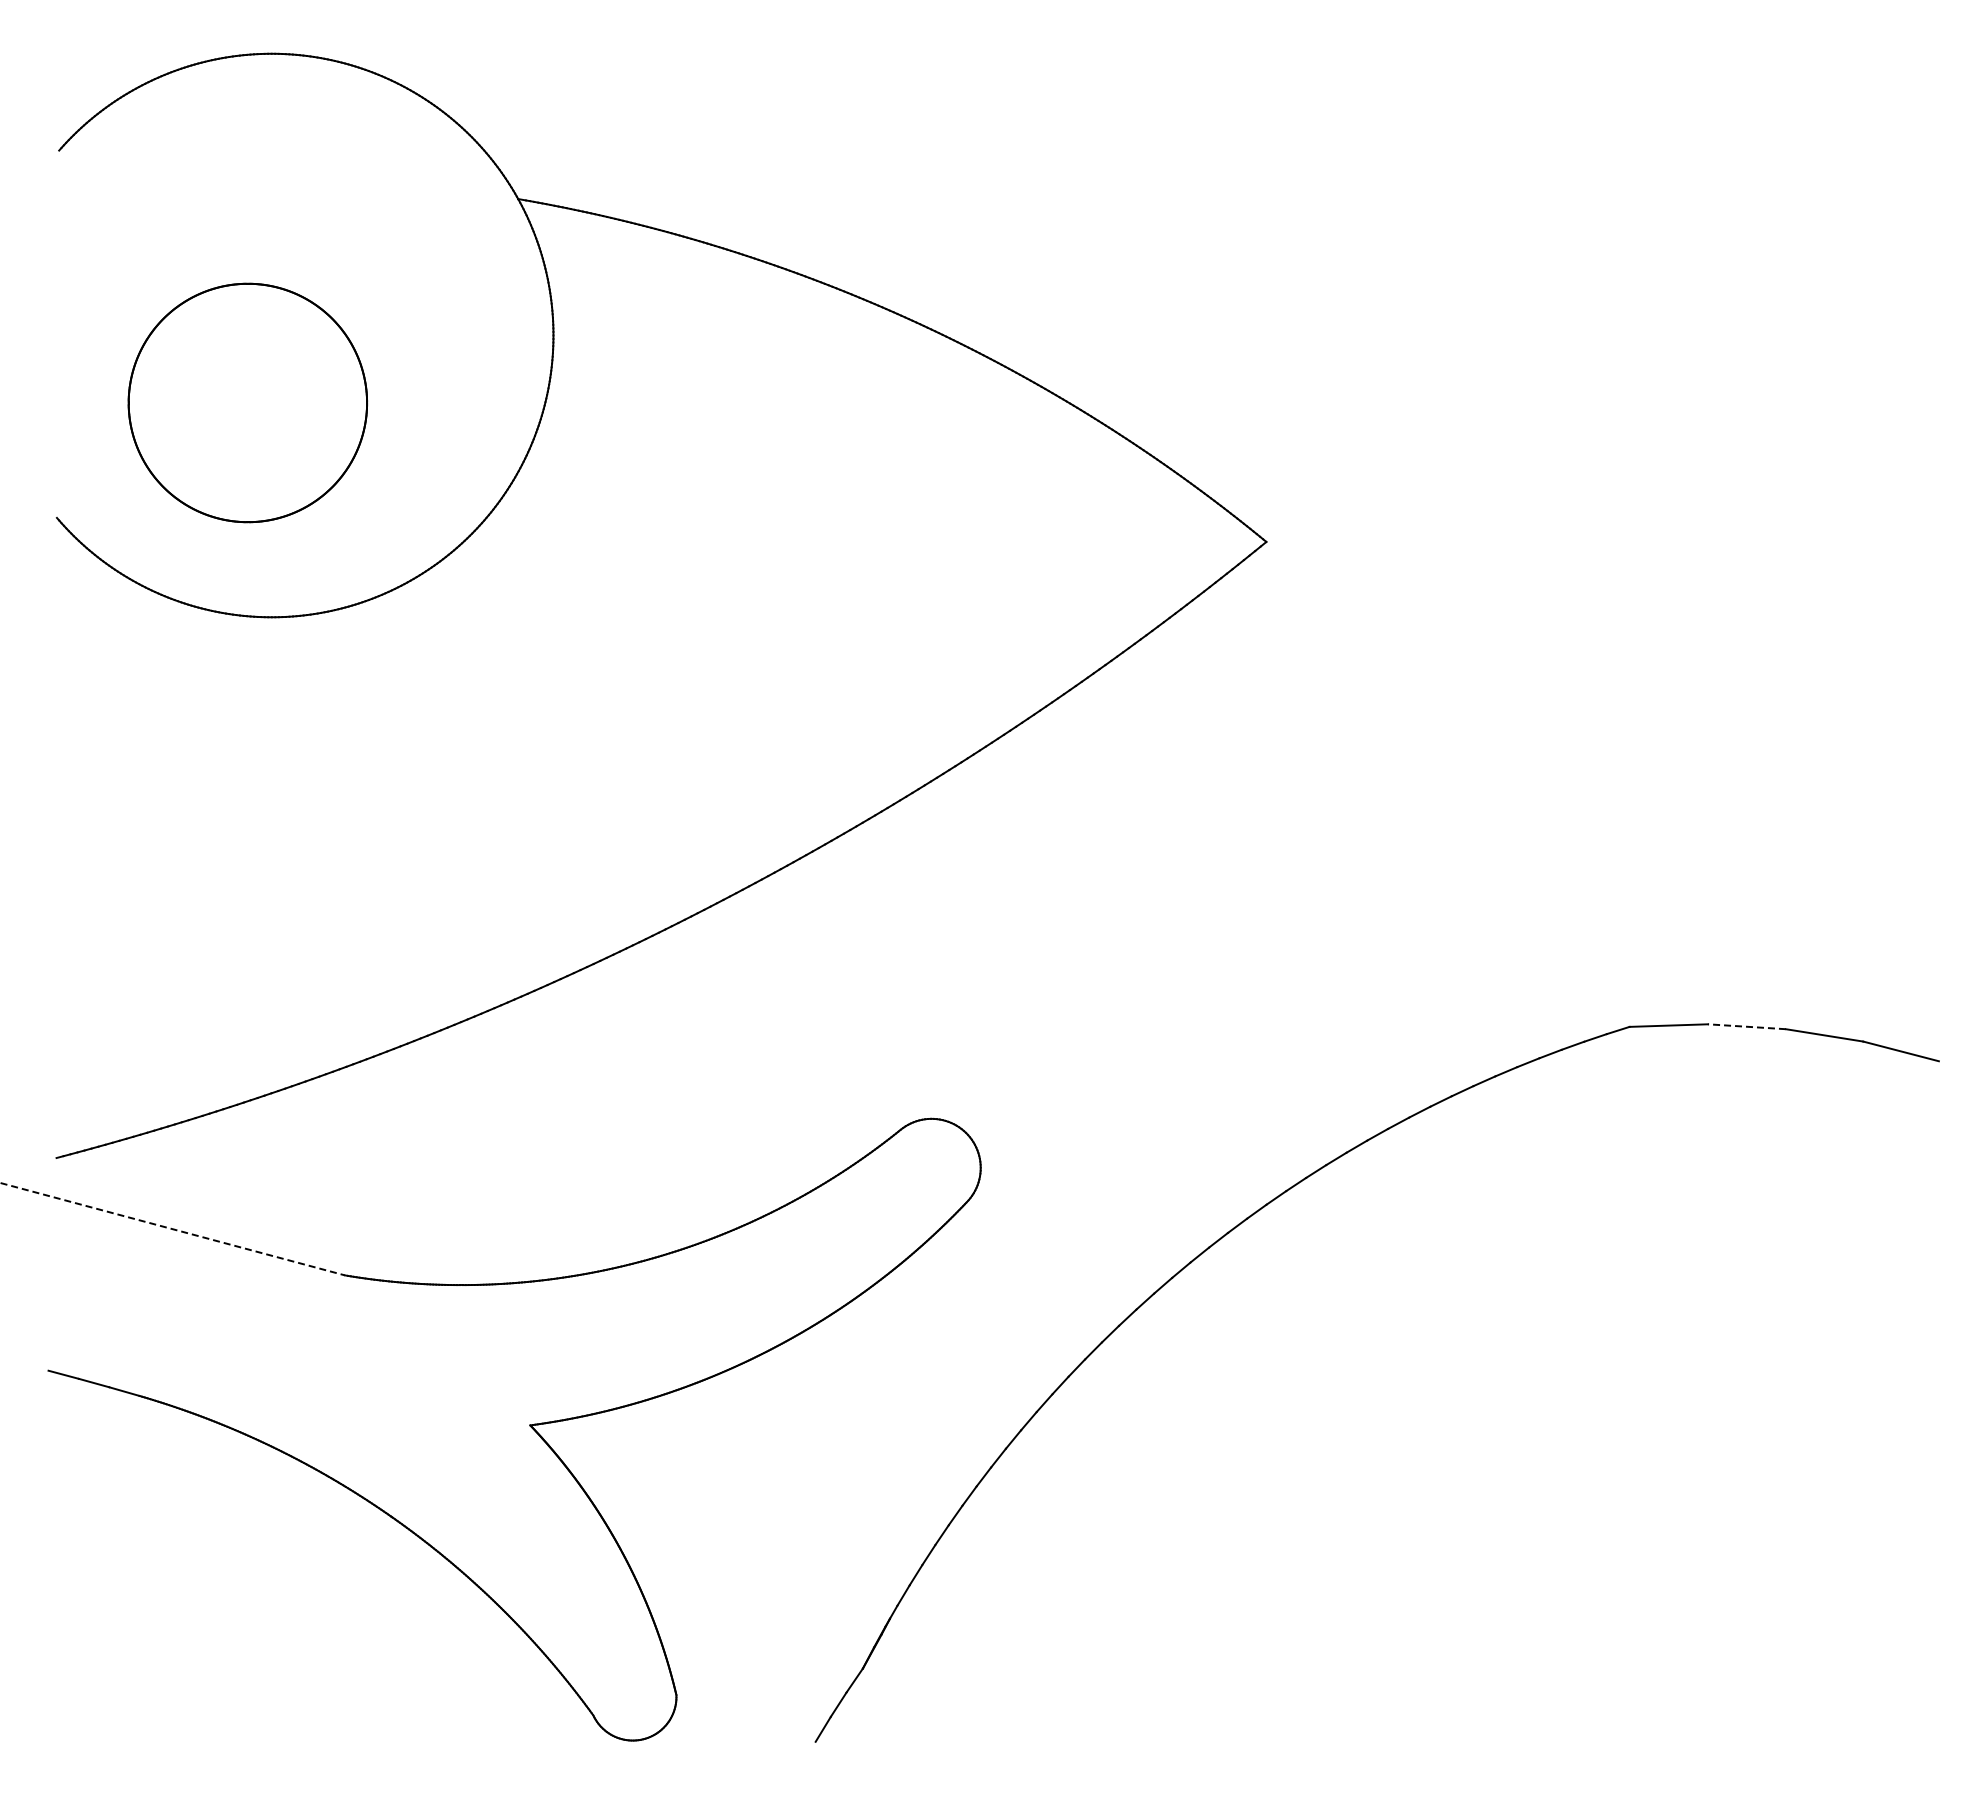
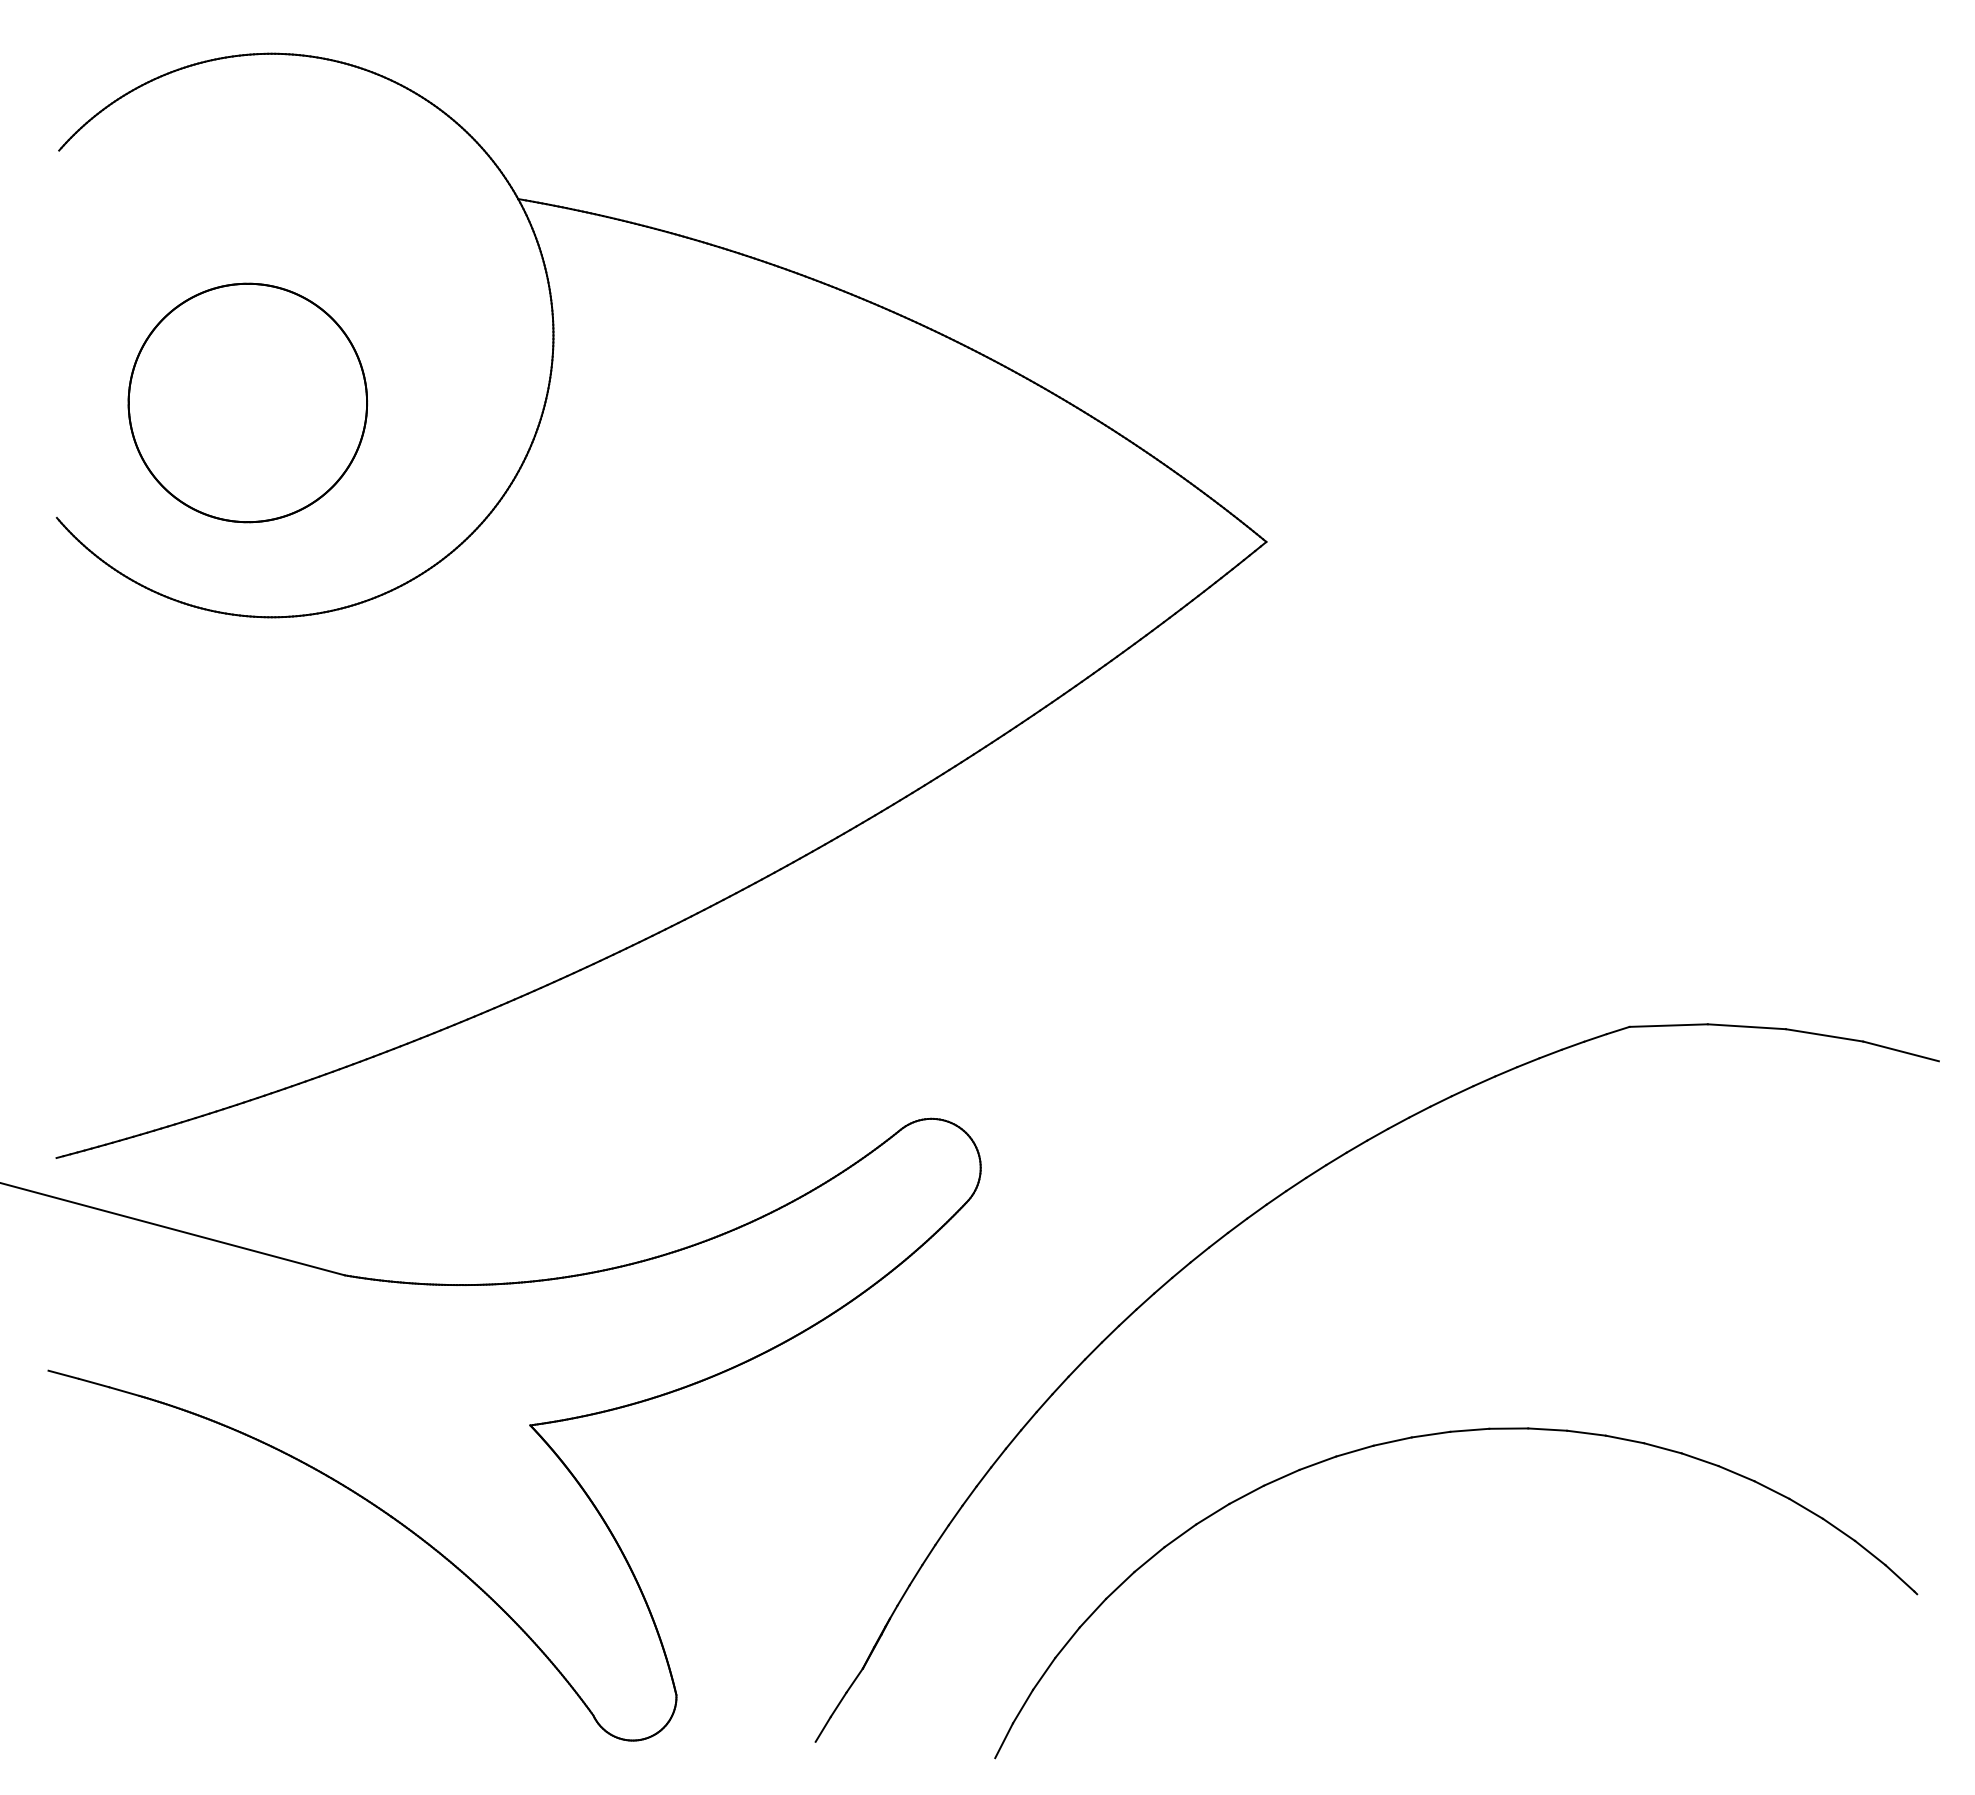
line: dashed -> solid (1746, 1026)
line: dashed -> solid (173, 1229)
part: none -> present (1427, 1436)
